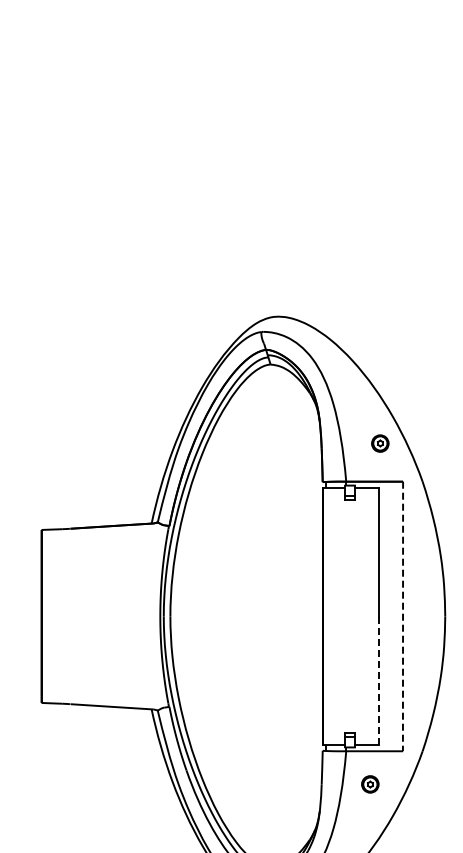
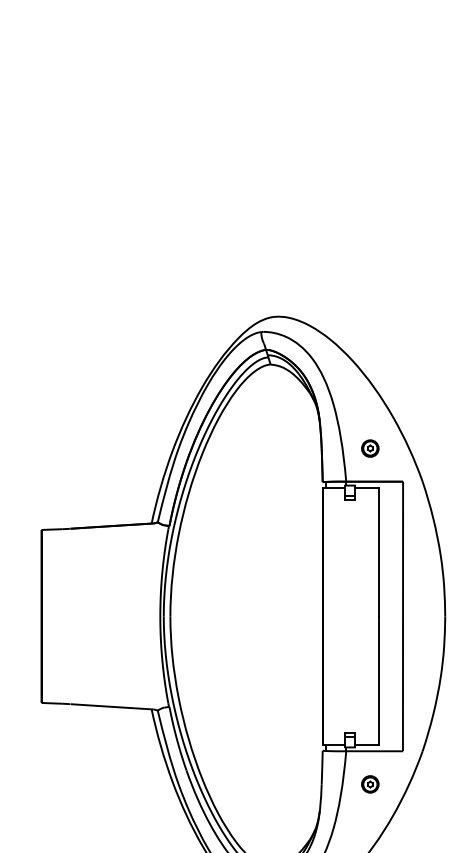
part position: (380, 443) -> (370, 448) (370, 448)
line: dashed -> solid (403, 616)
line: dashed -> solid (378, 680)
